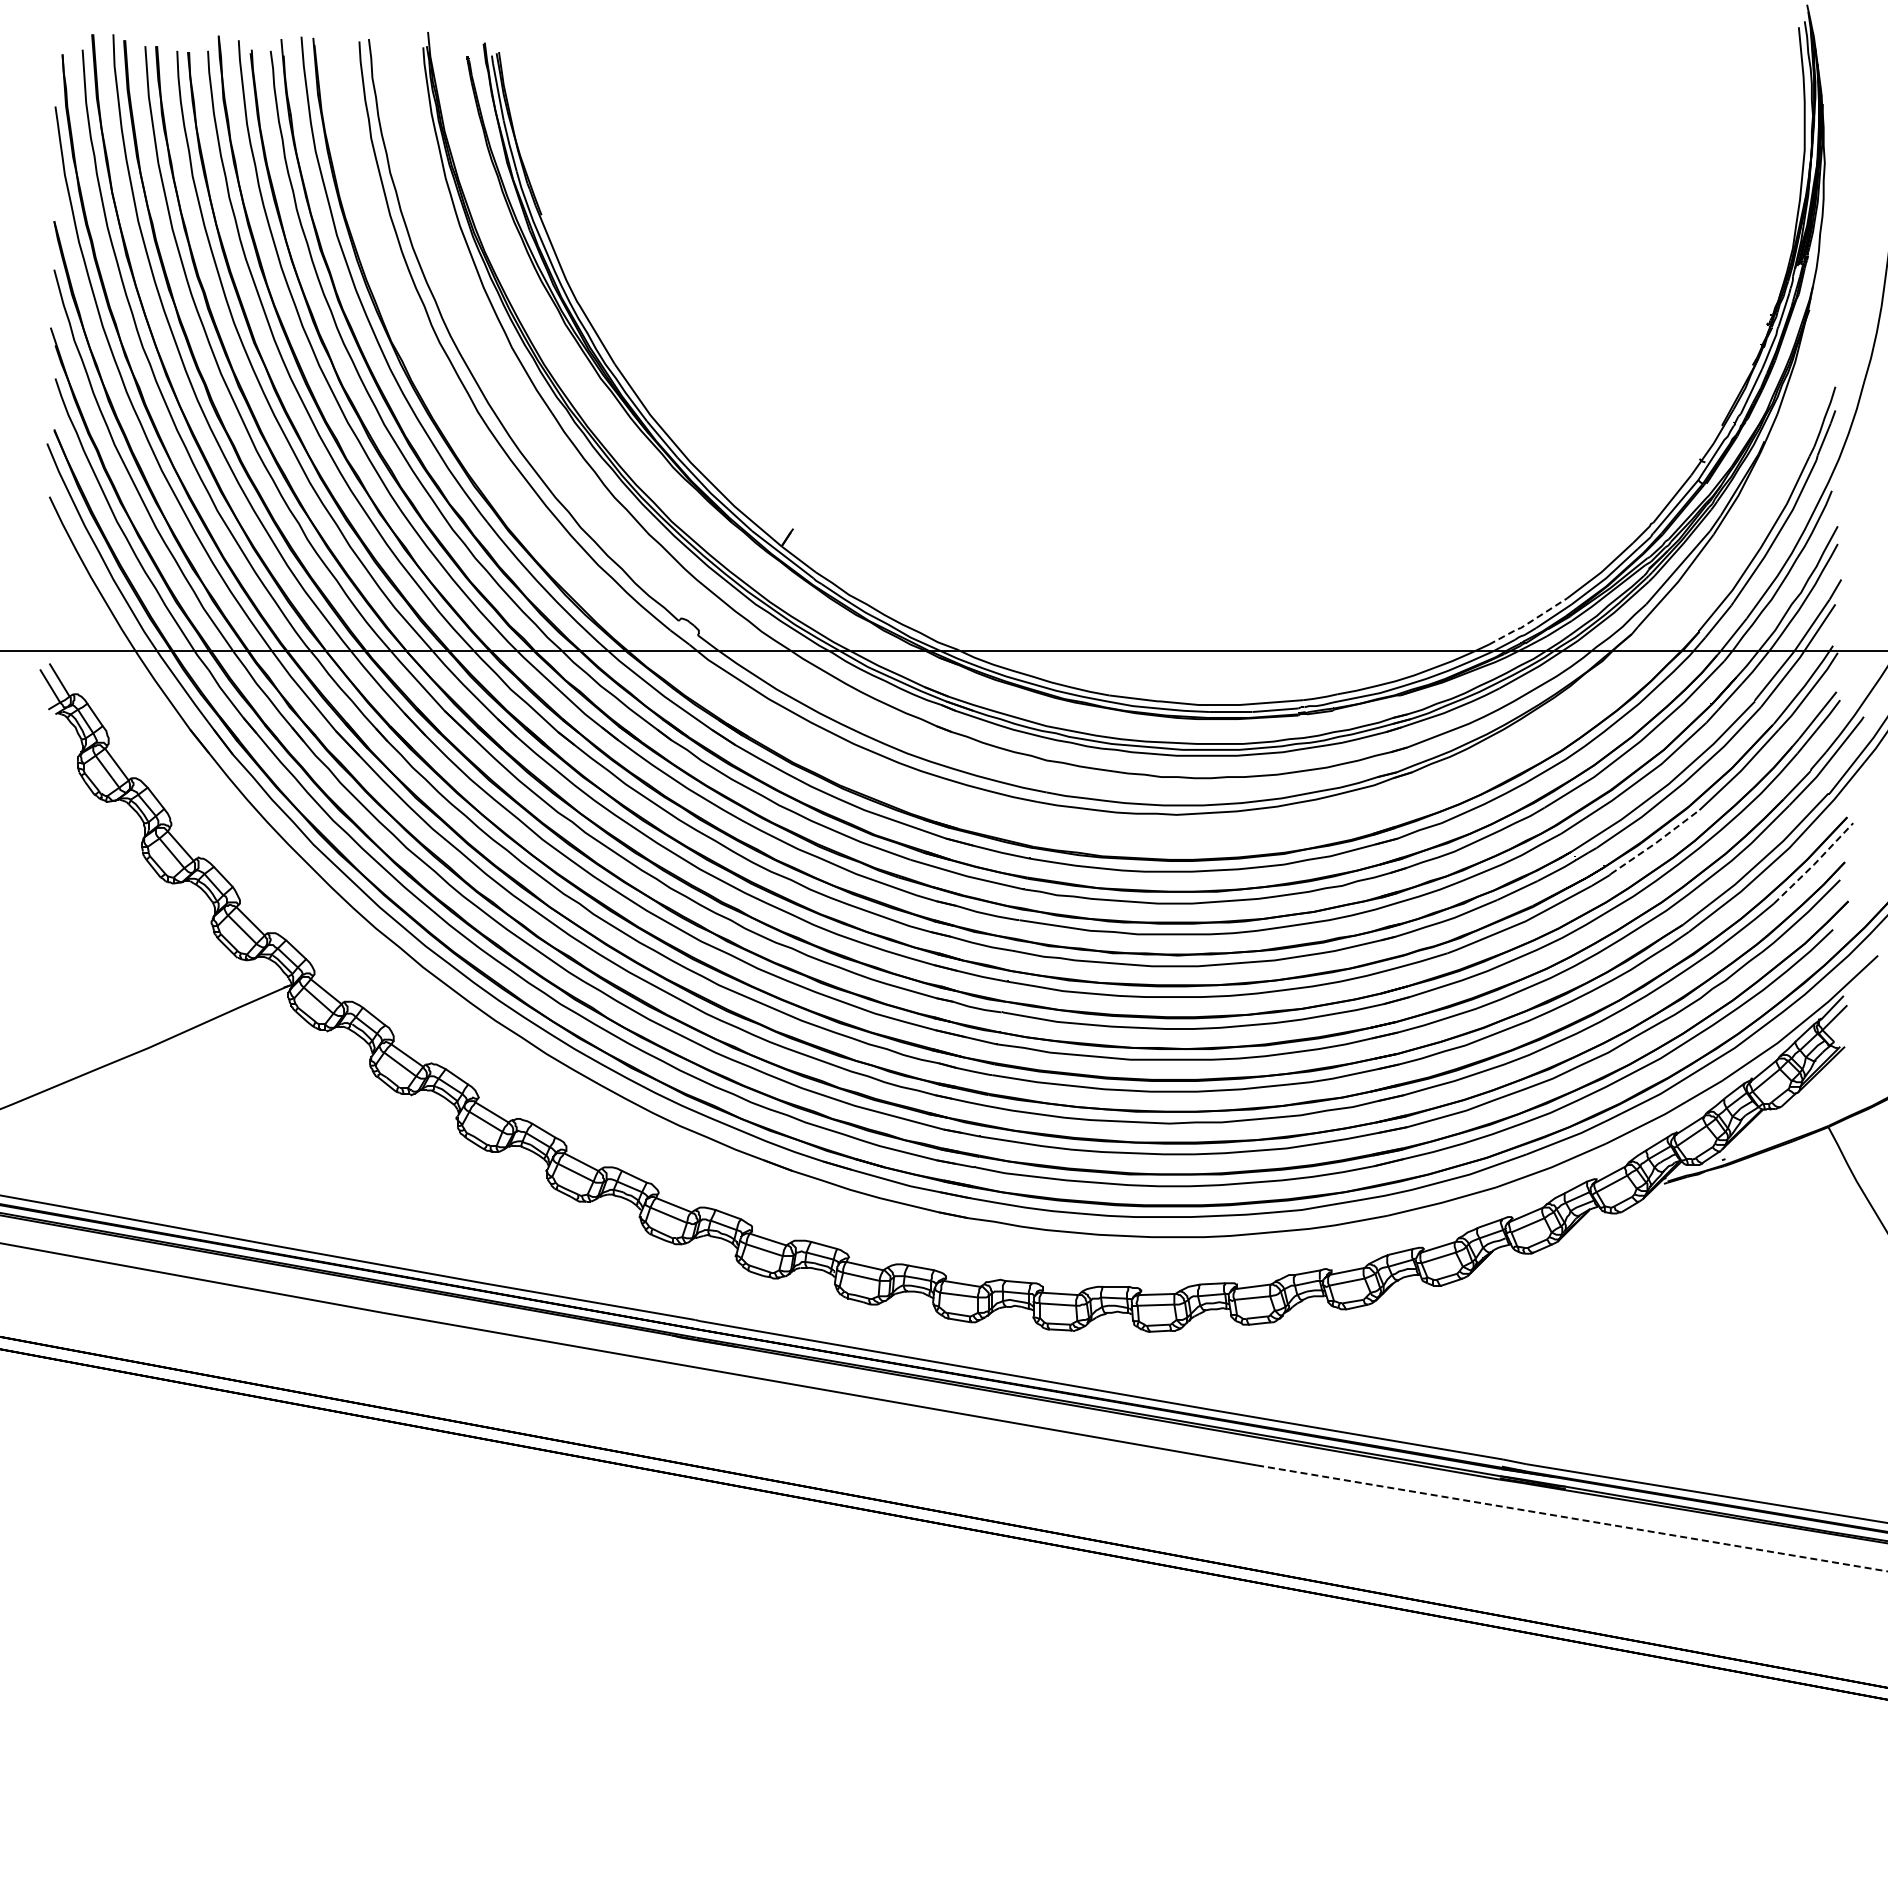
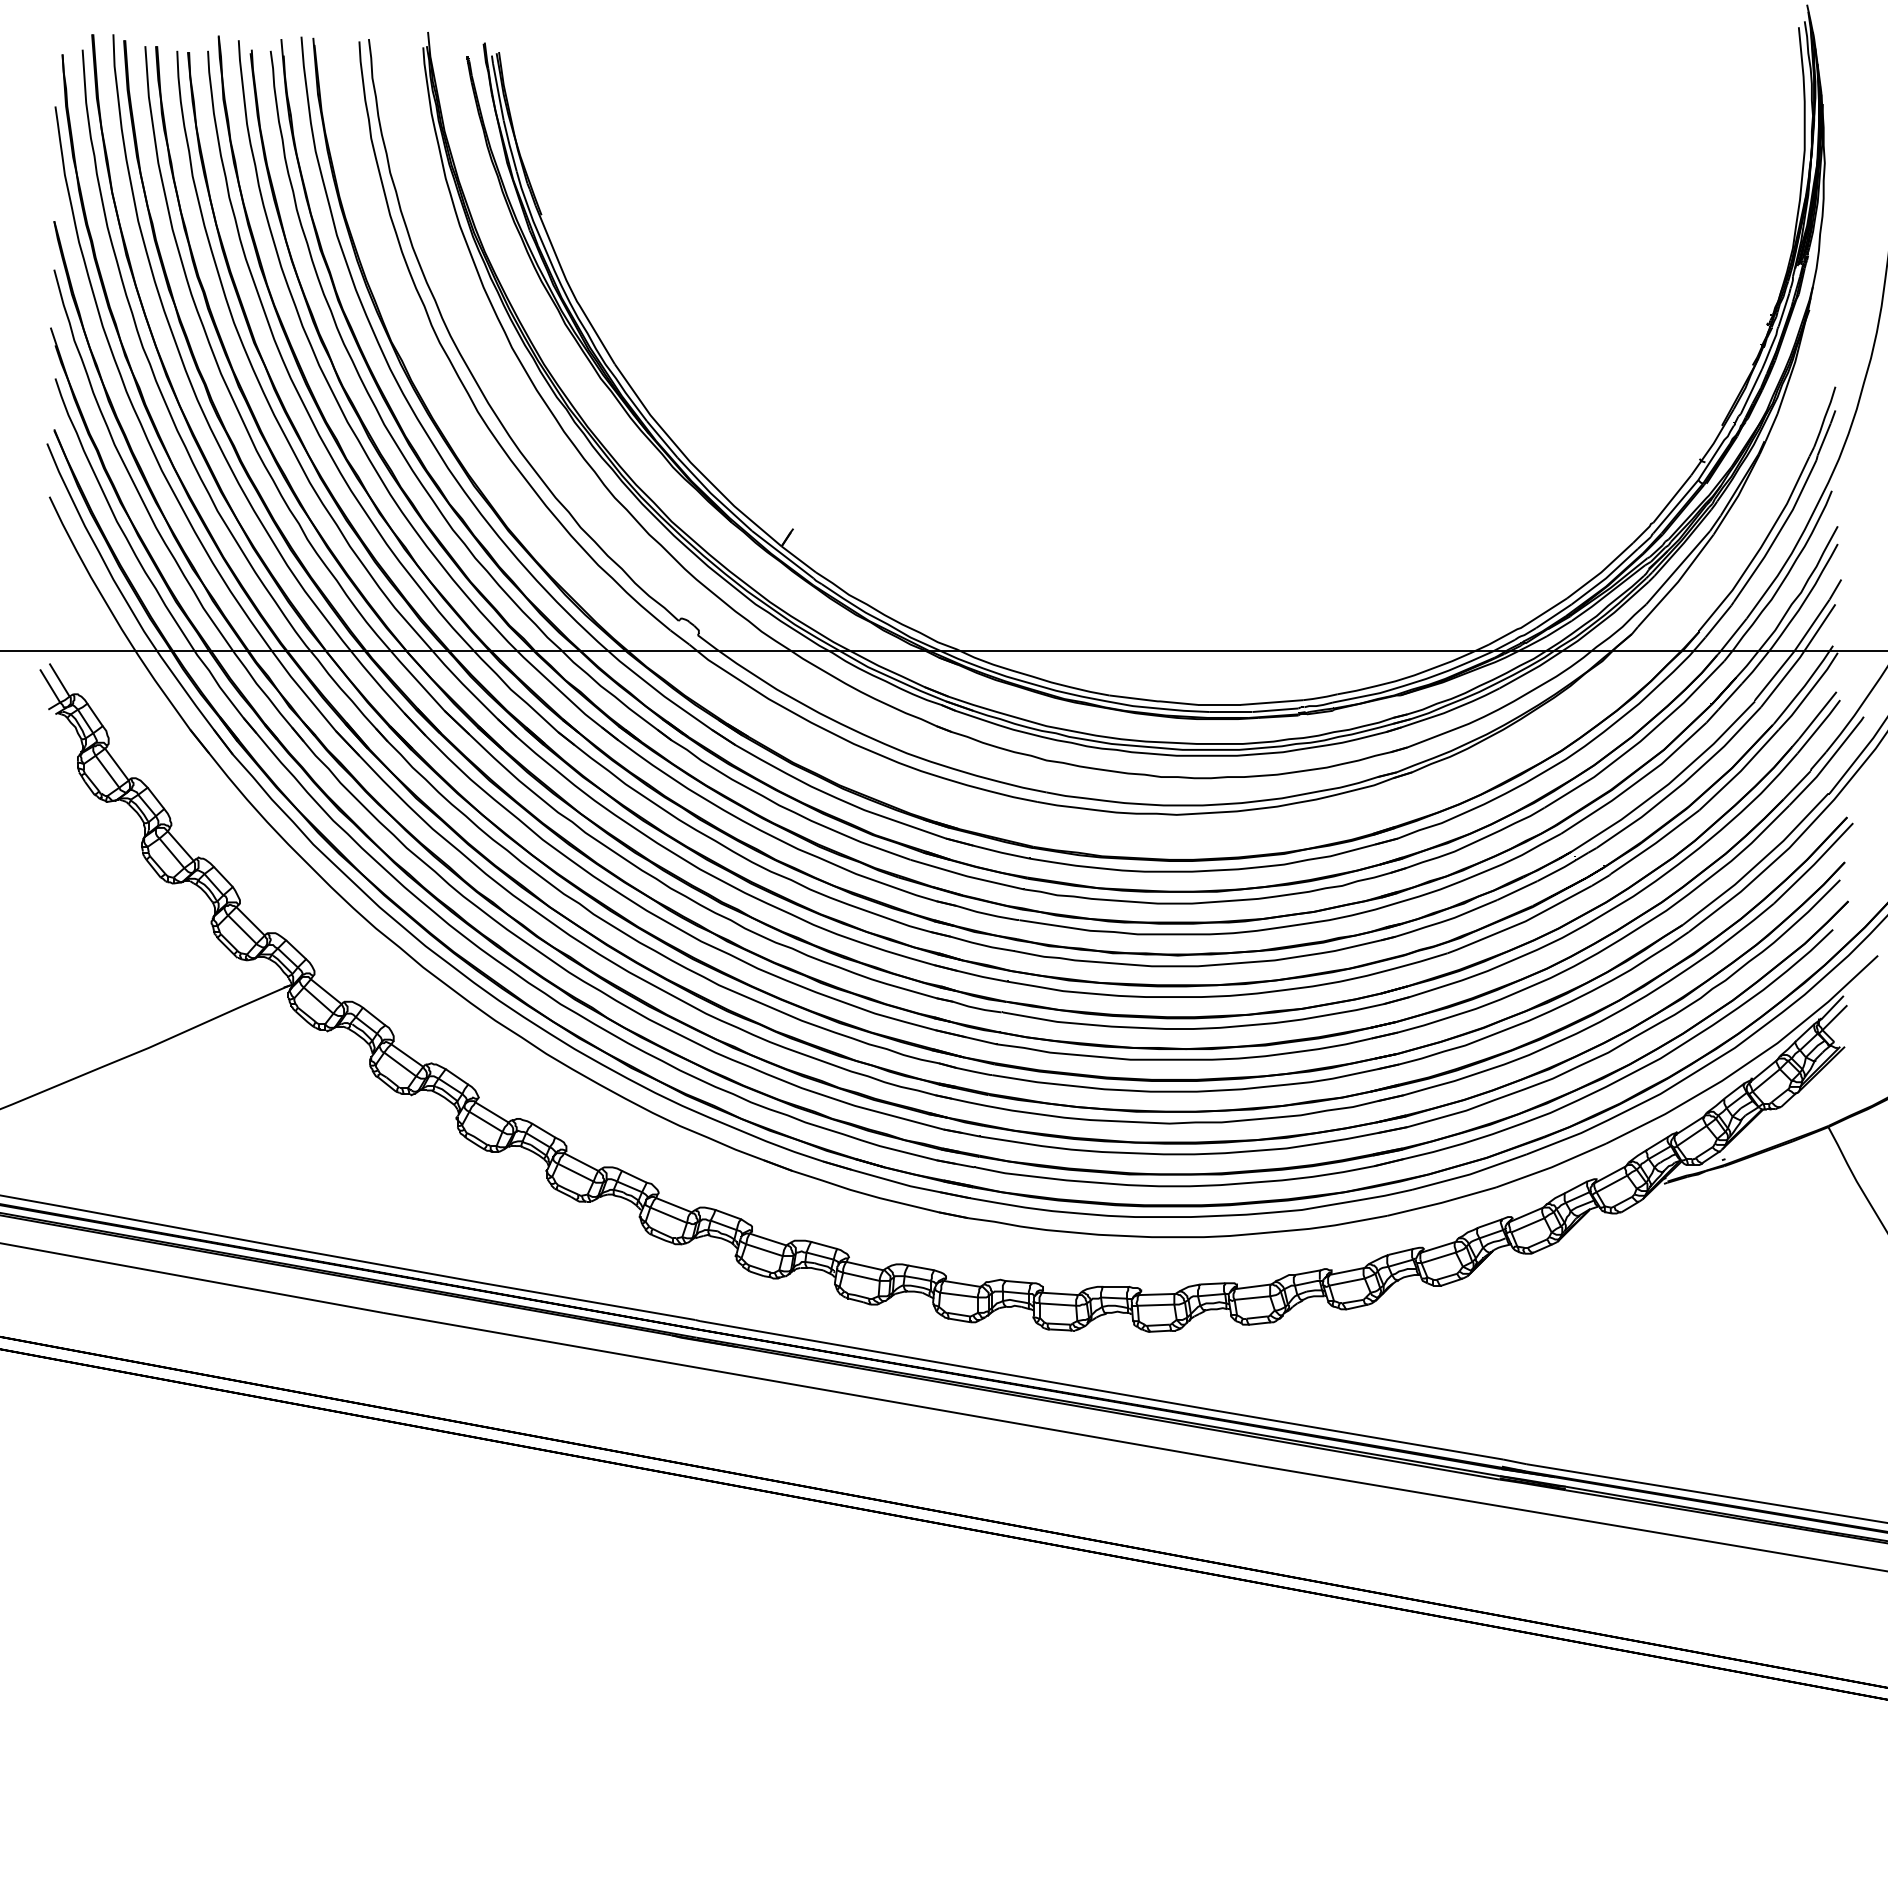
line: dashed -> solid (1527, 623)
line: dashed -> solid (1655, 843)
line: dashed -> solid (1814, 864)
line: dashed -> solid (1572, 1518)
